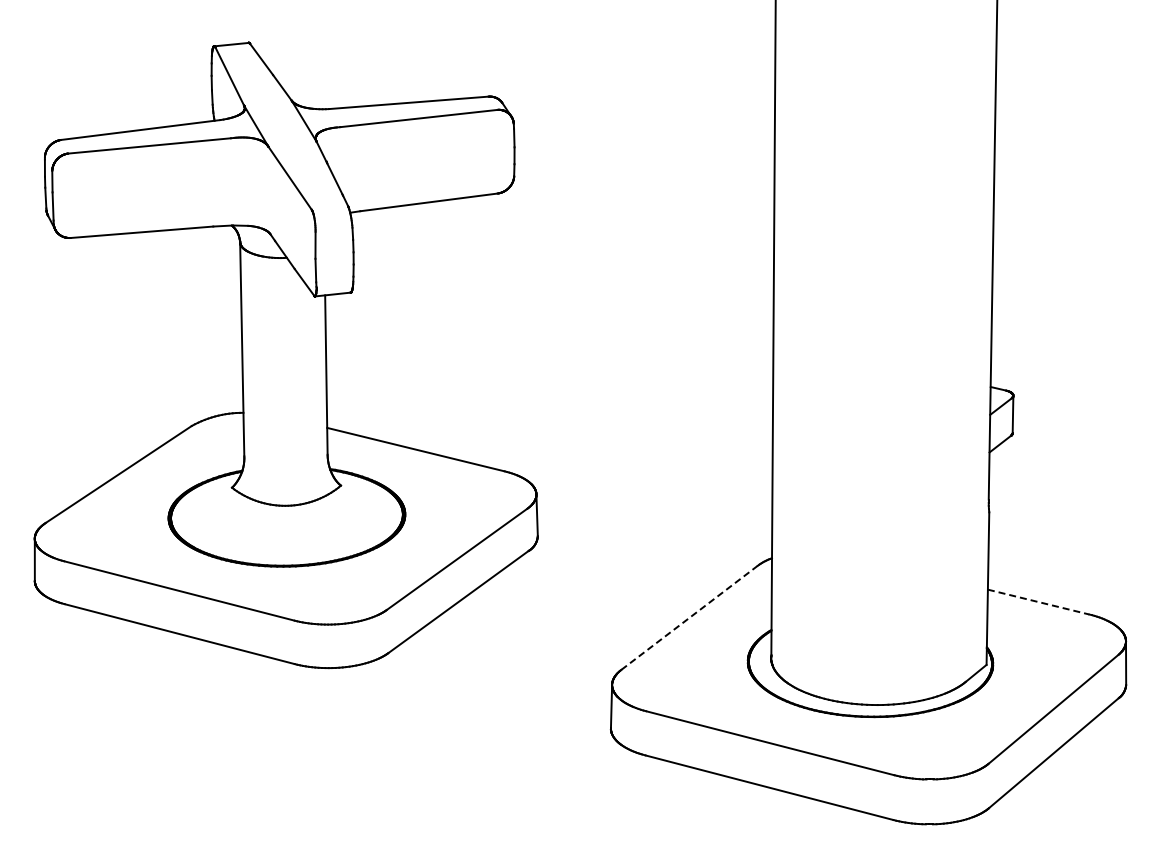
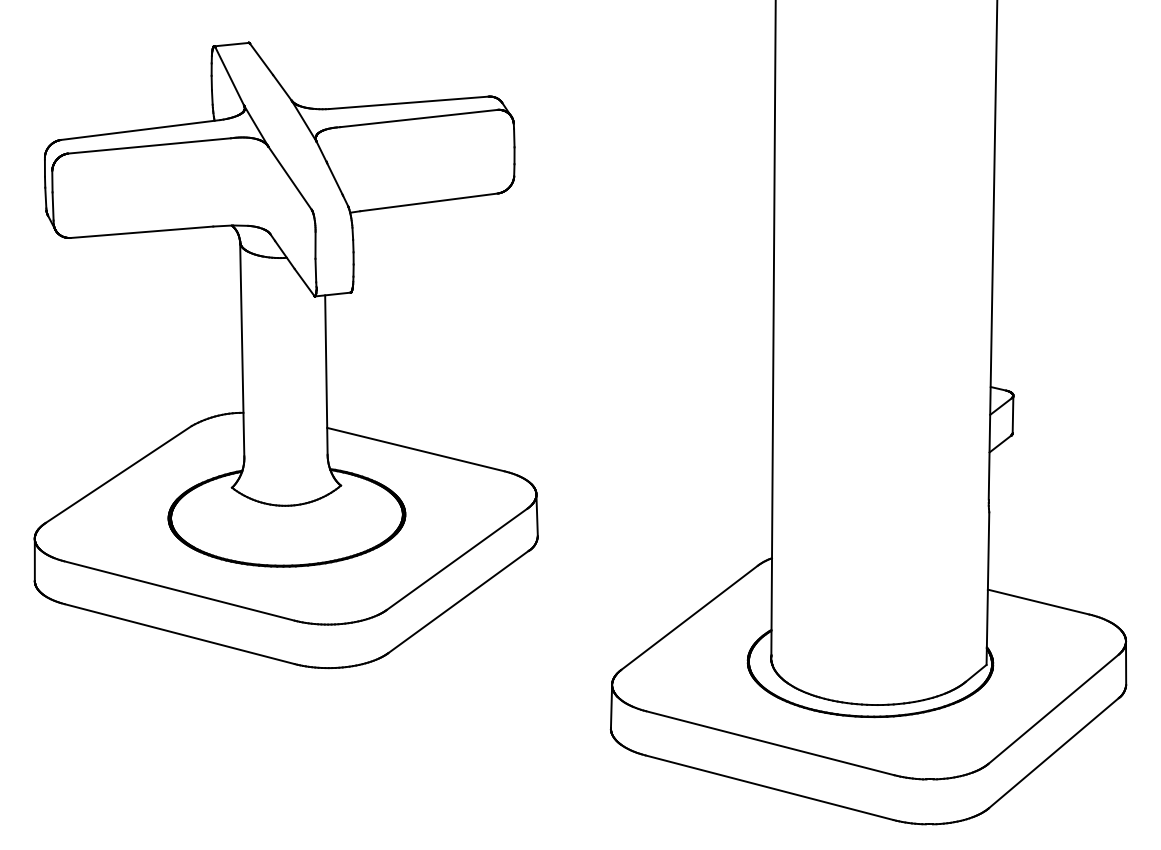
line: dashed -> solid (1039, 602)
line: dashed -> solid (689, 617)
